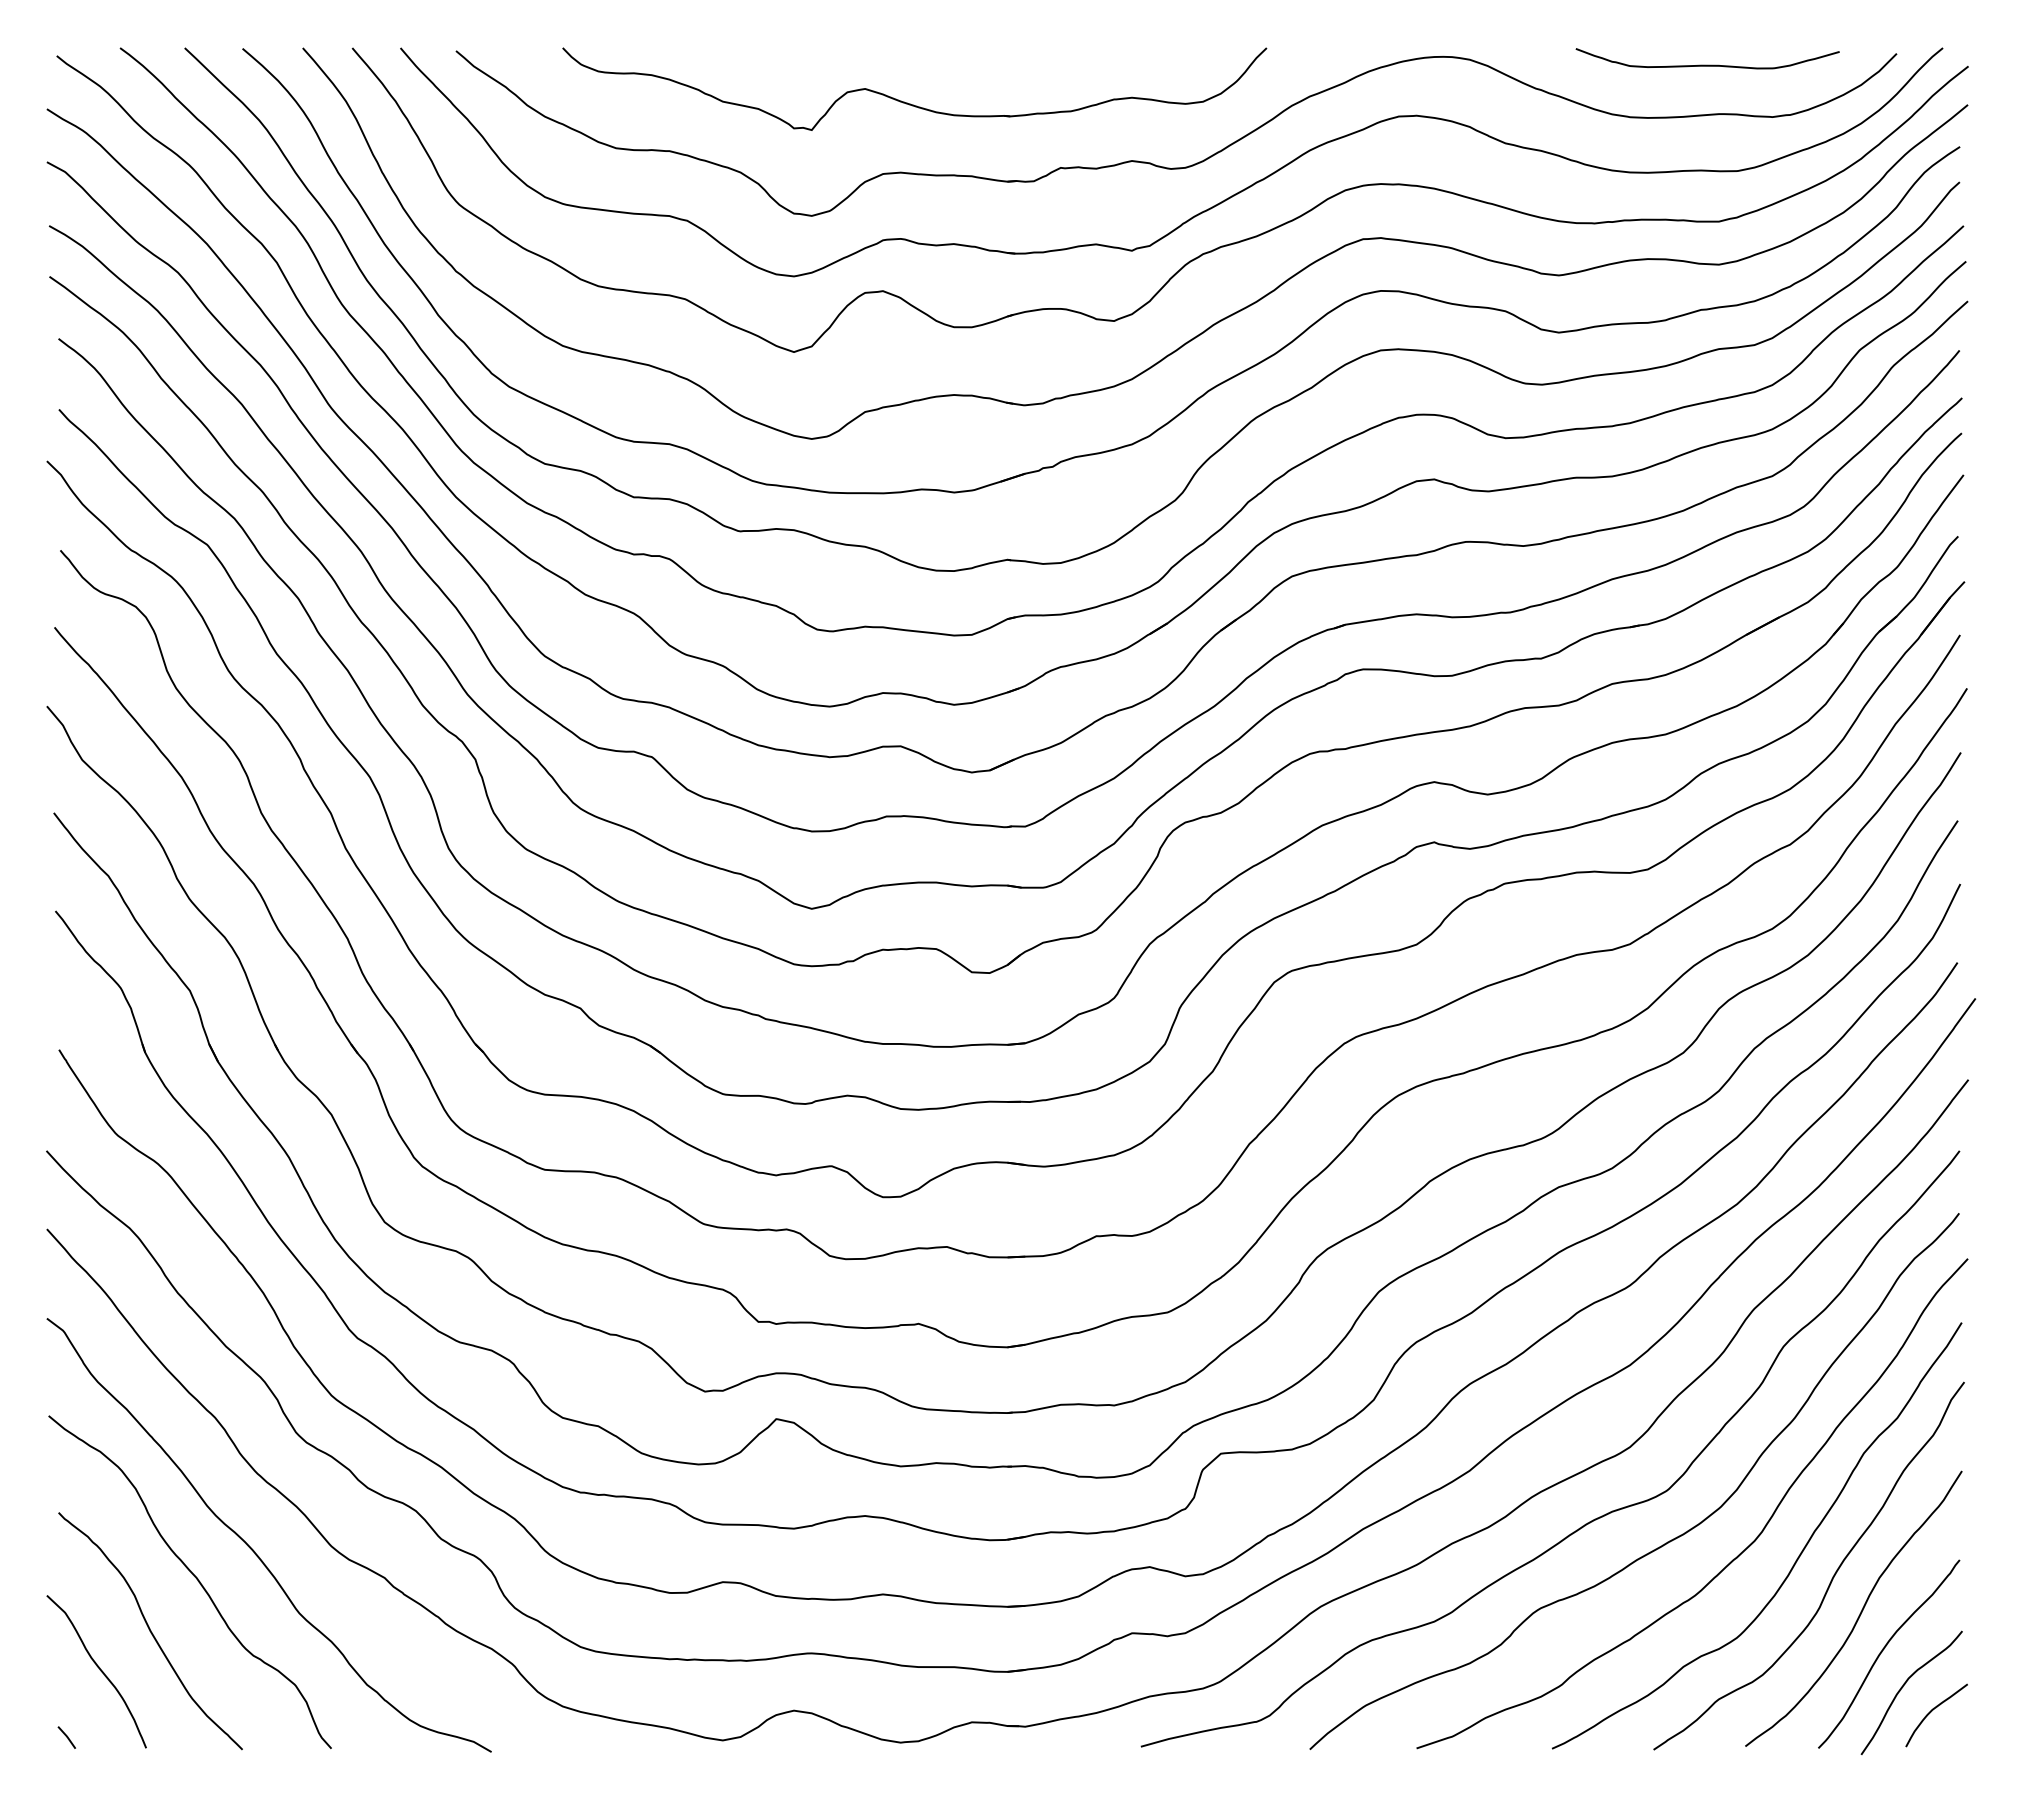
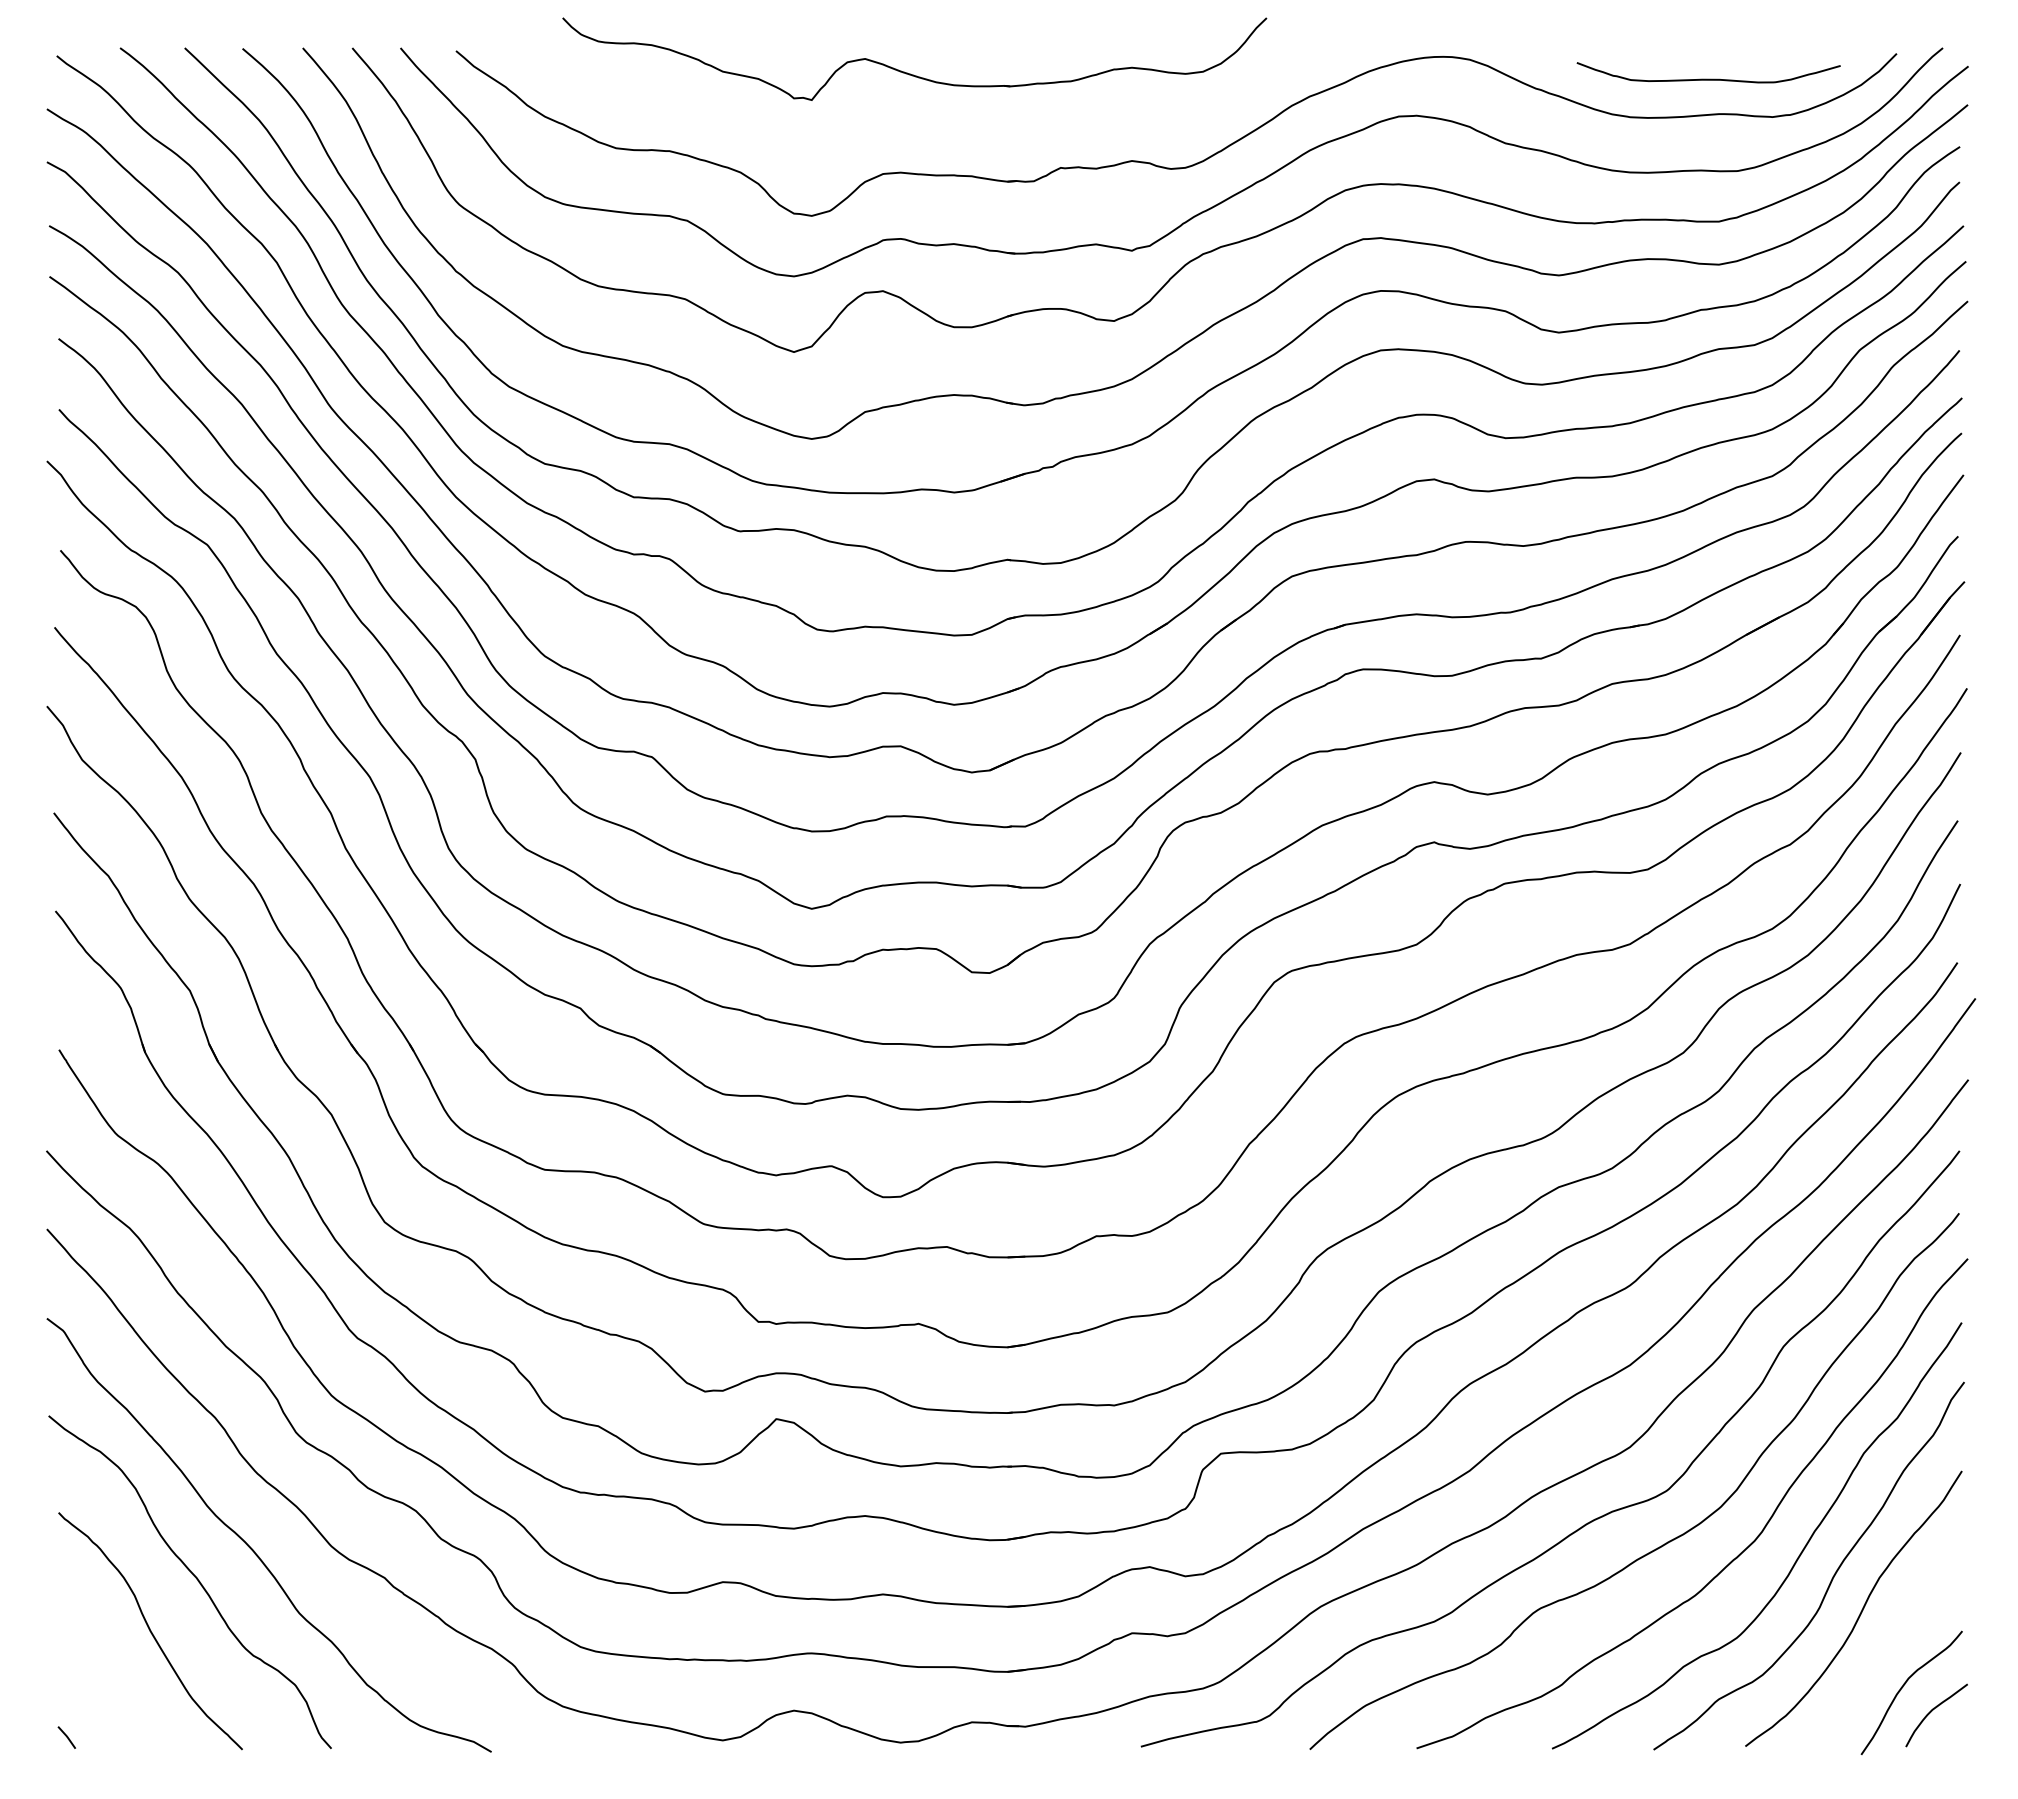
curve position: (1707, 64) -> (1708, 78) (1708, 78)
part position: (910, 103) -> (910, 73) (910, 73)
curve: present -> none (1884, 1649)
curve: present -> none (98, 1668)
